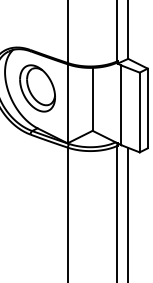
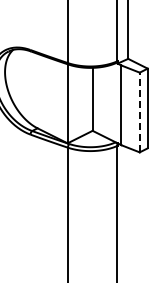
part: present -> none (37, 88)
line: solid -> dashed (139, 112)
line: present -> none (128, 213)
